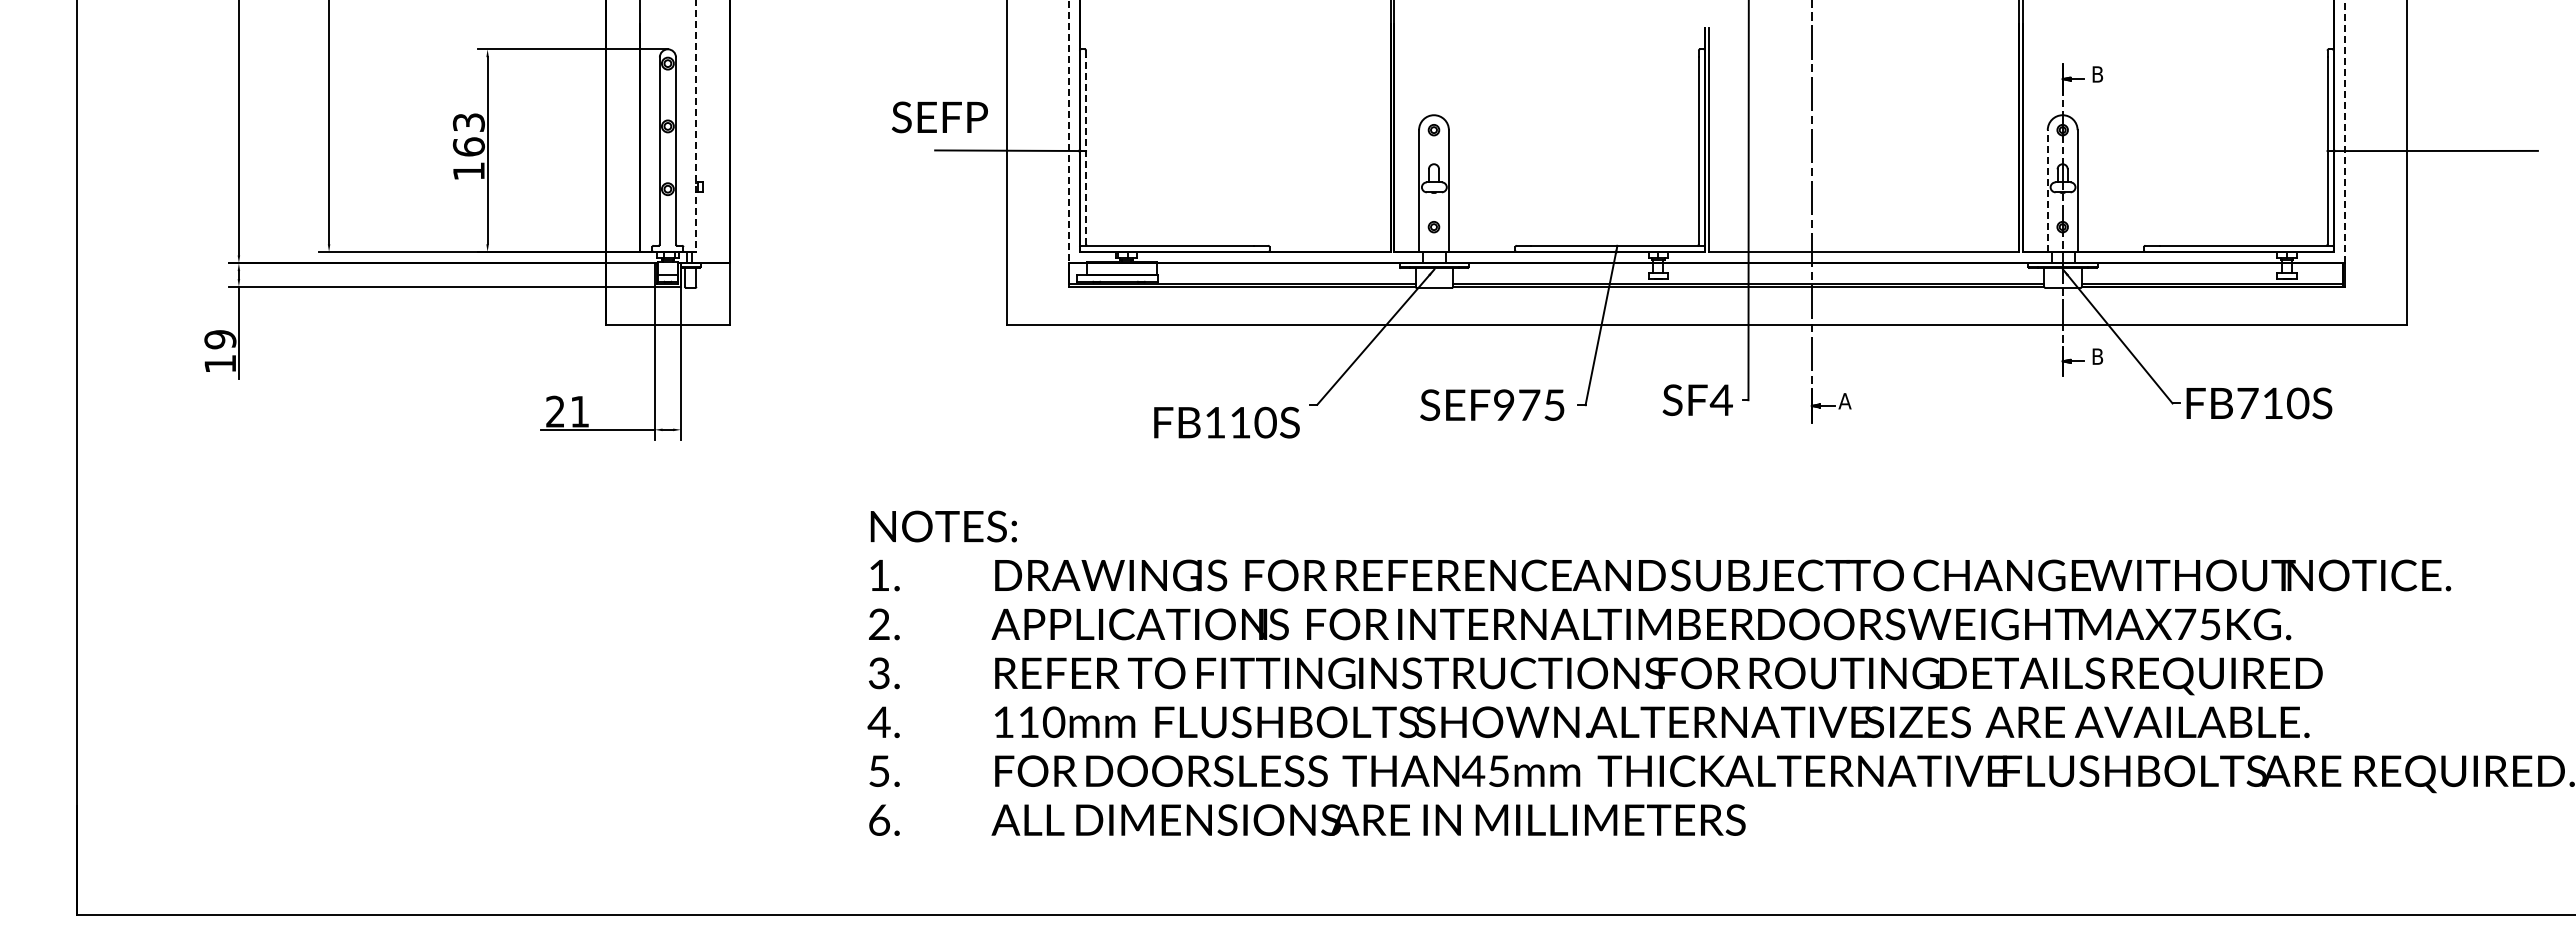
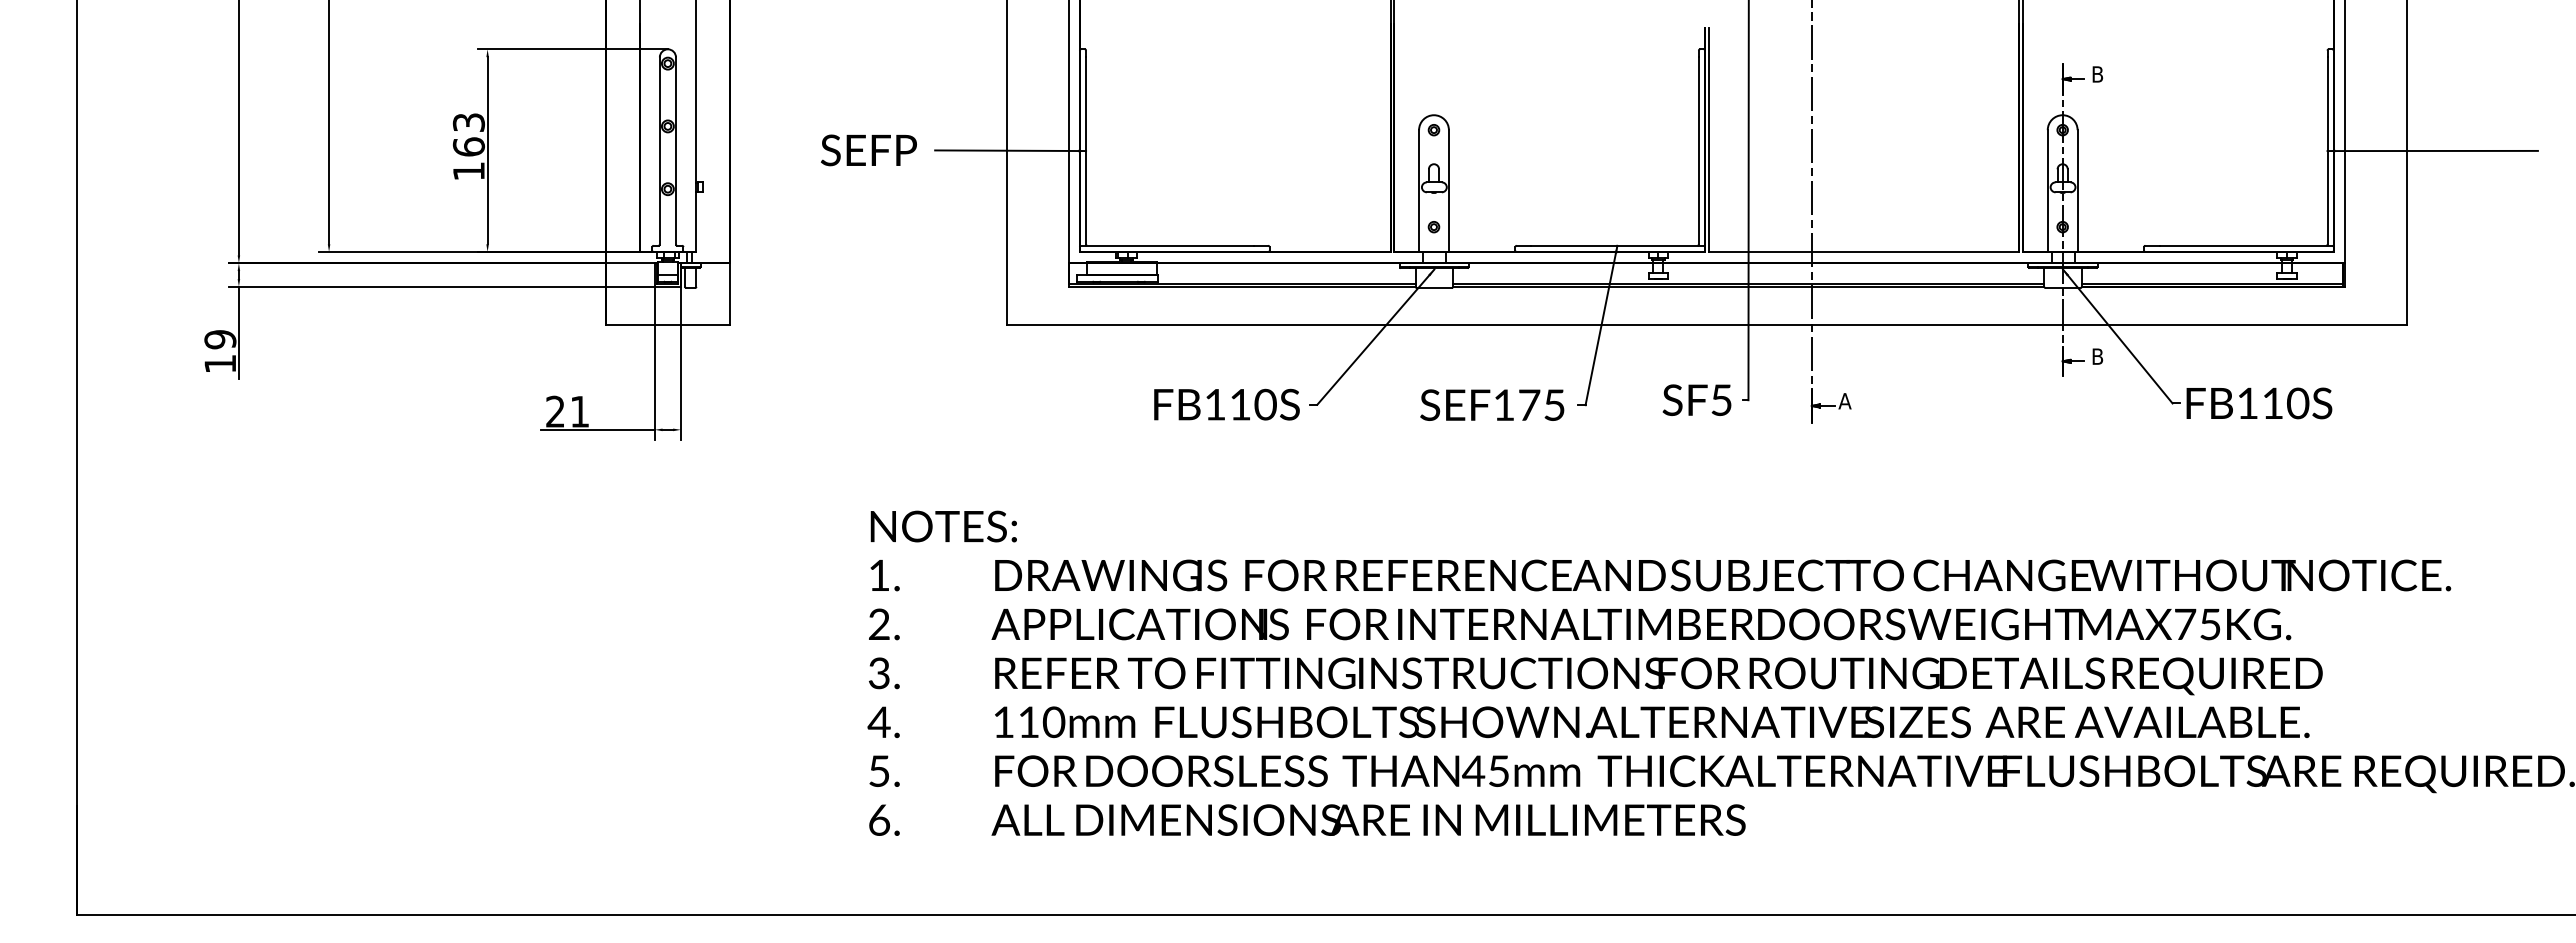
text position: (939, 117) -> (868, 150) (868, 150)
line: dashed -> solid (695, 126)
line: dashed -> solid (2345, 131)
line: dashed -> solid (1069, 132)
line: dashed -> solid (1086, 150)
line: dashed -> solid (2047, 191)
text: SF4 -> SF5 (1720, 400)
text: FB710S -> FB110S (2247, 403)
text: SEF975 -> SEF175 (1504, 404)
text position: (1226, 422) -> (1226, 404) (1226, 404)
